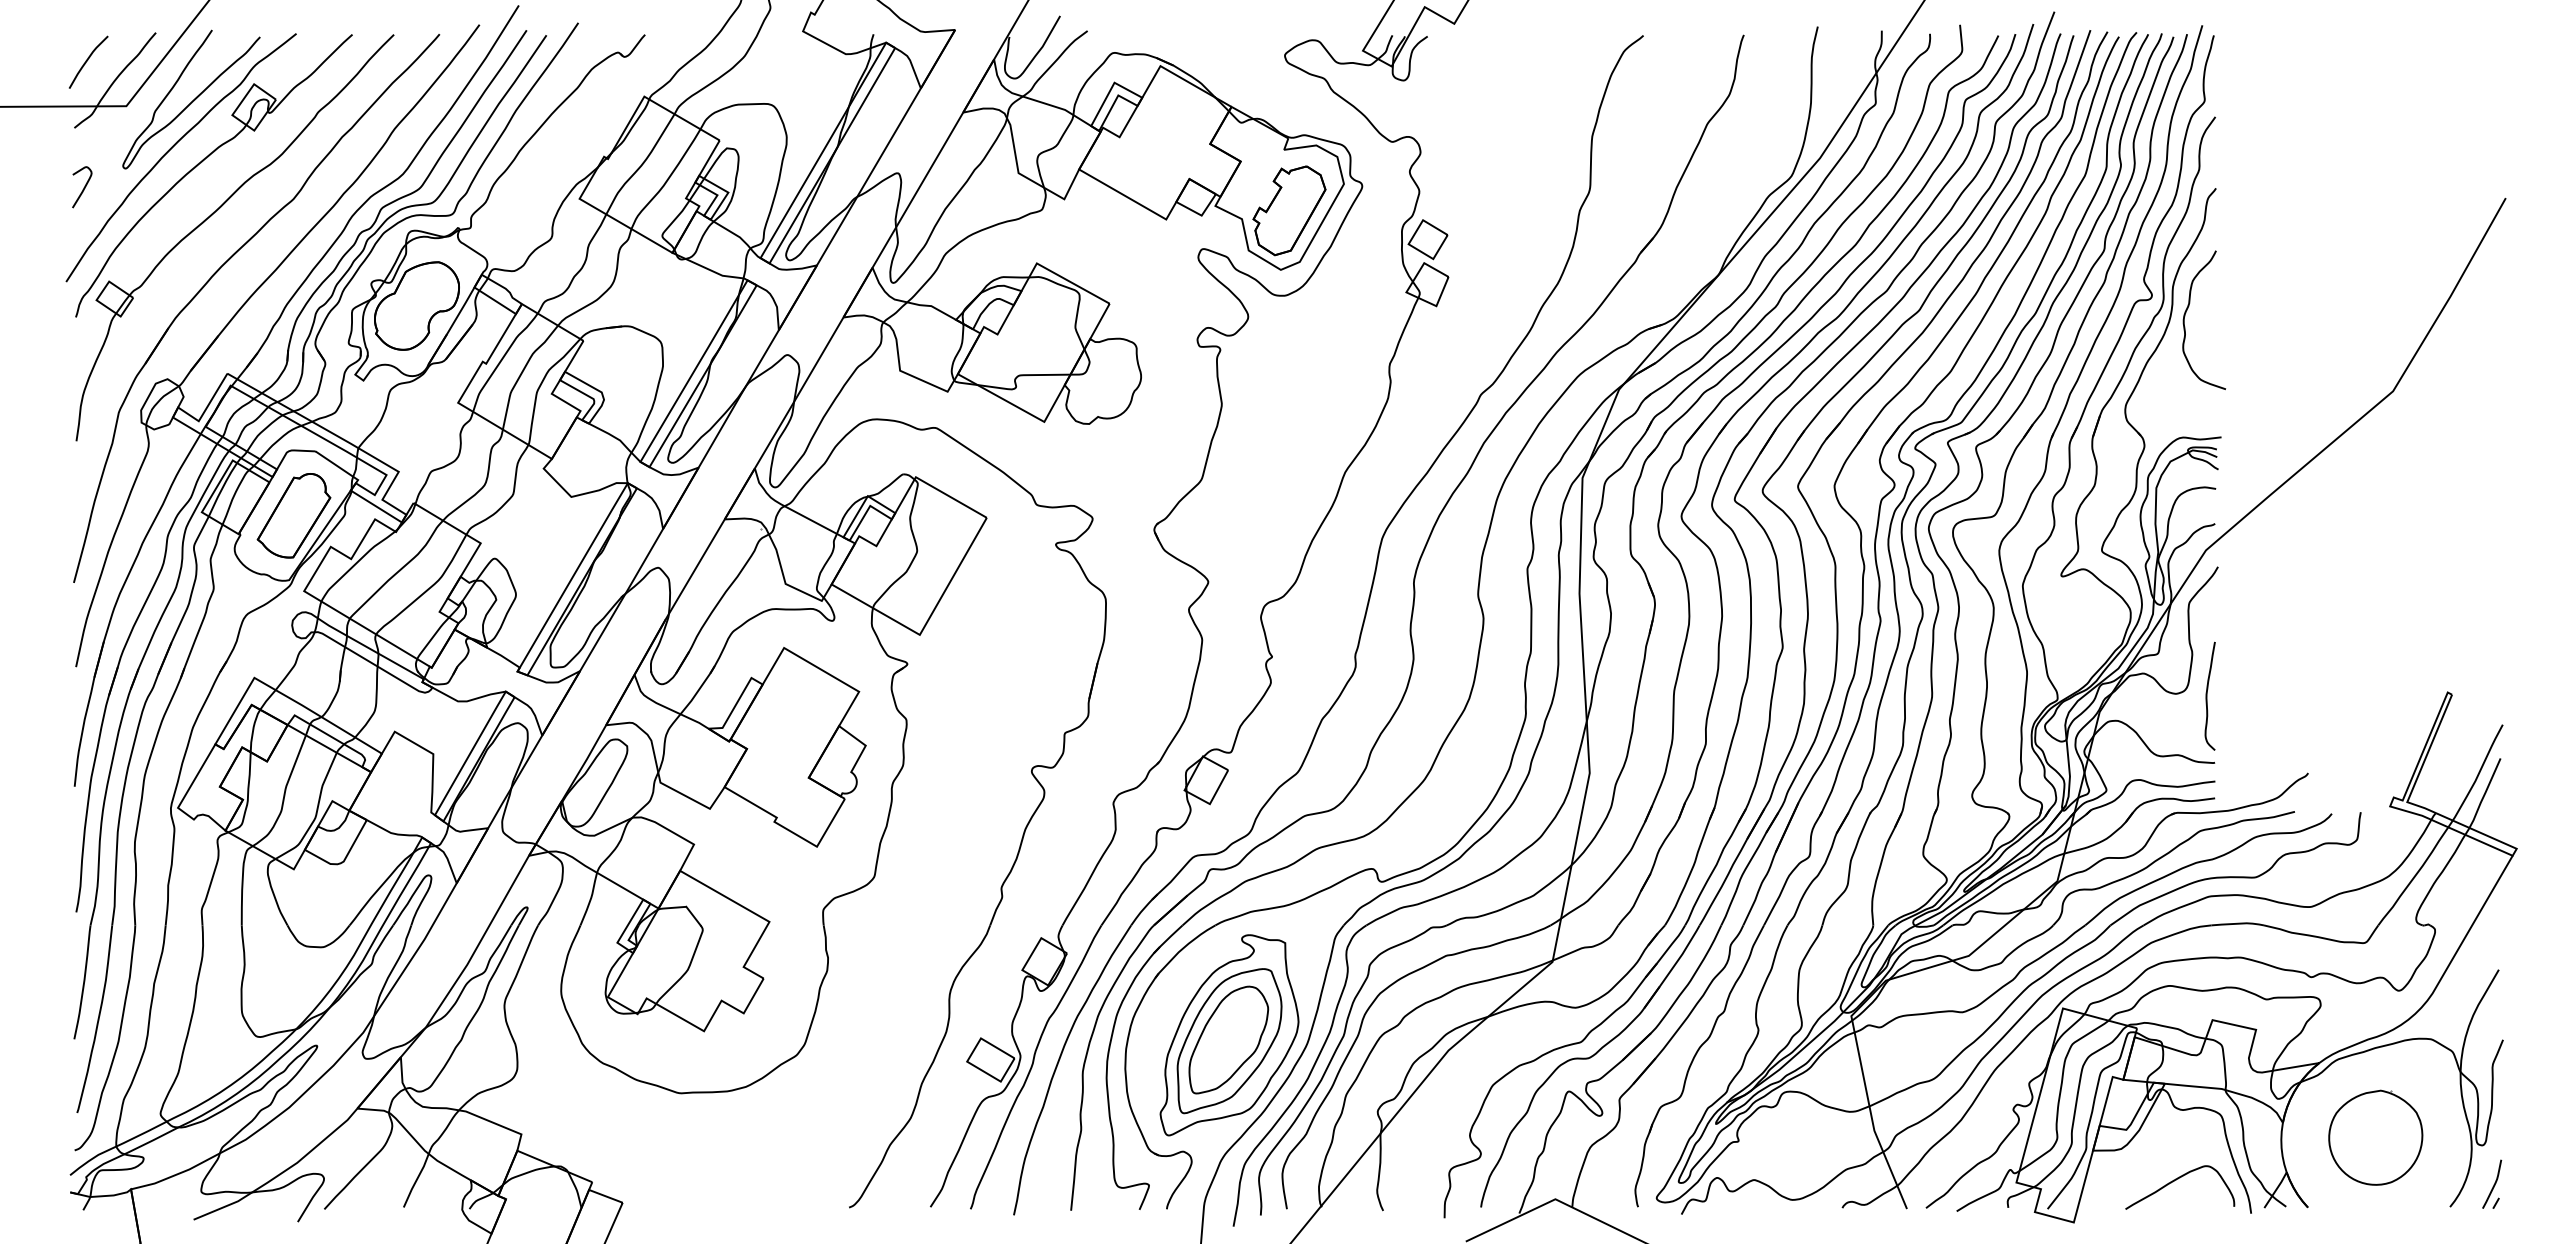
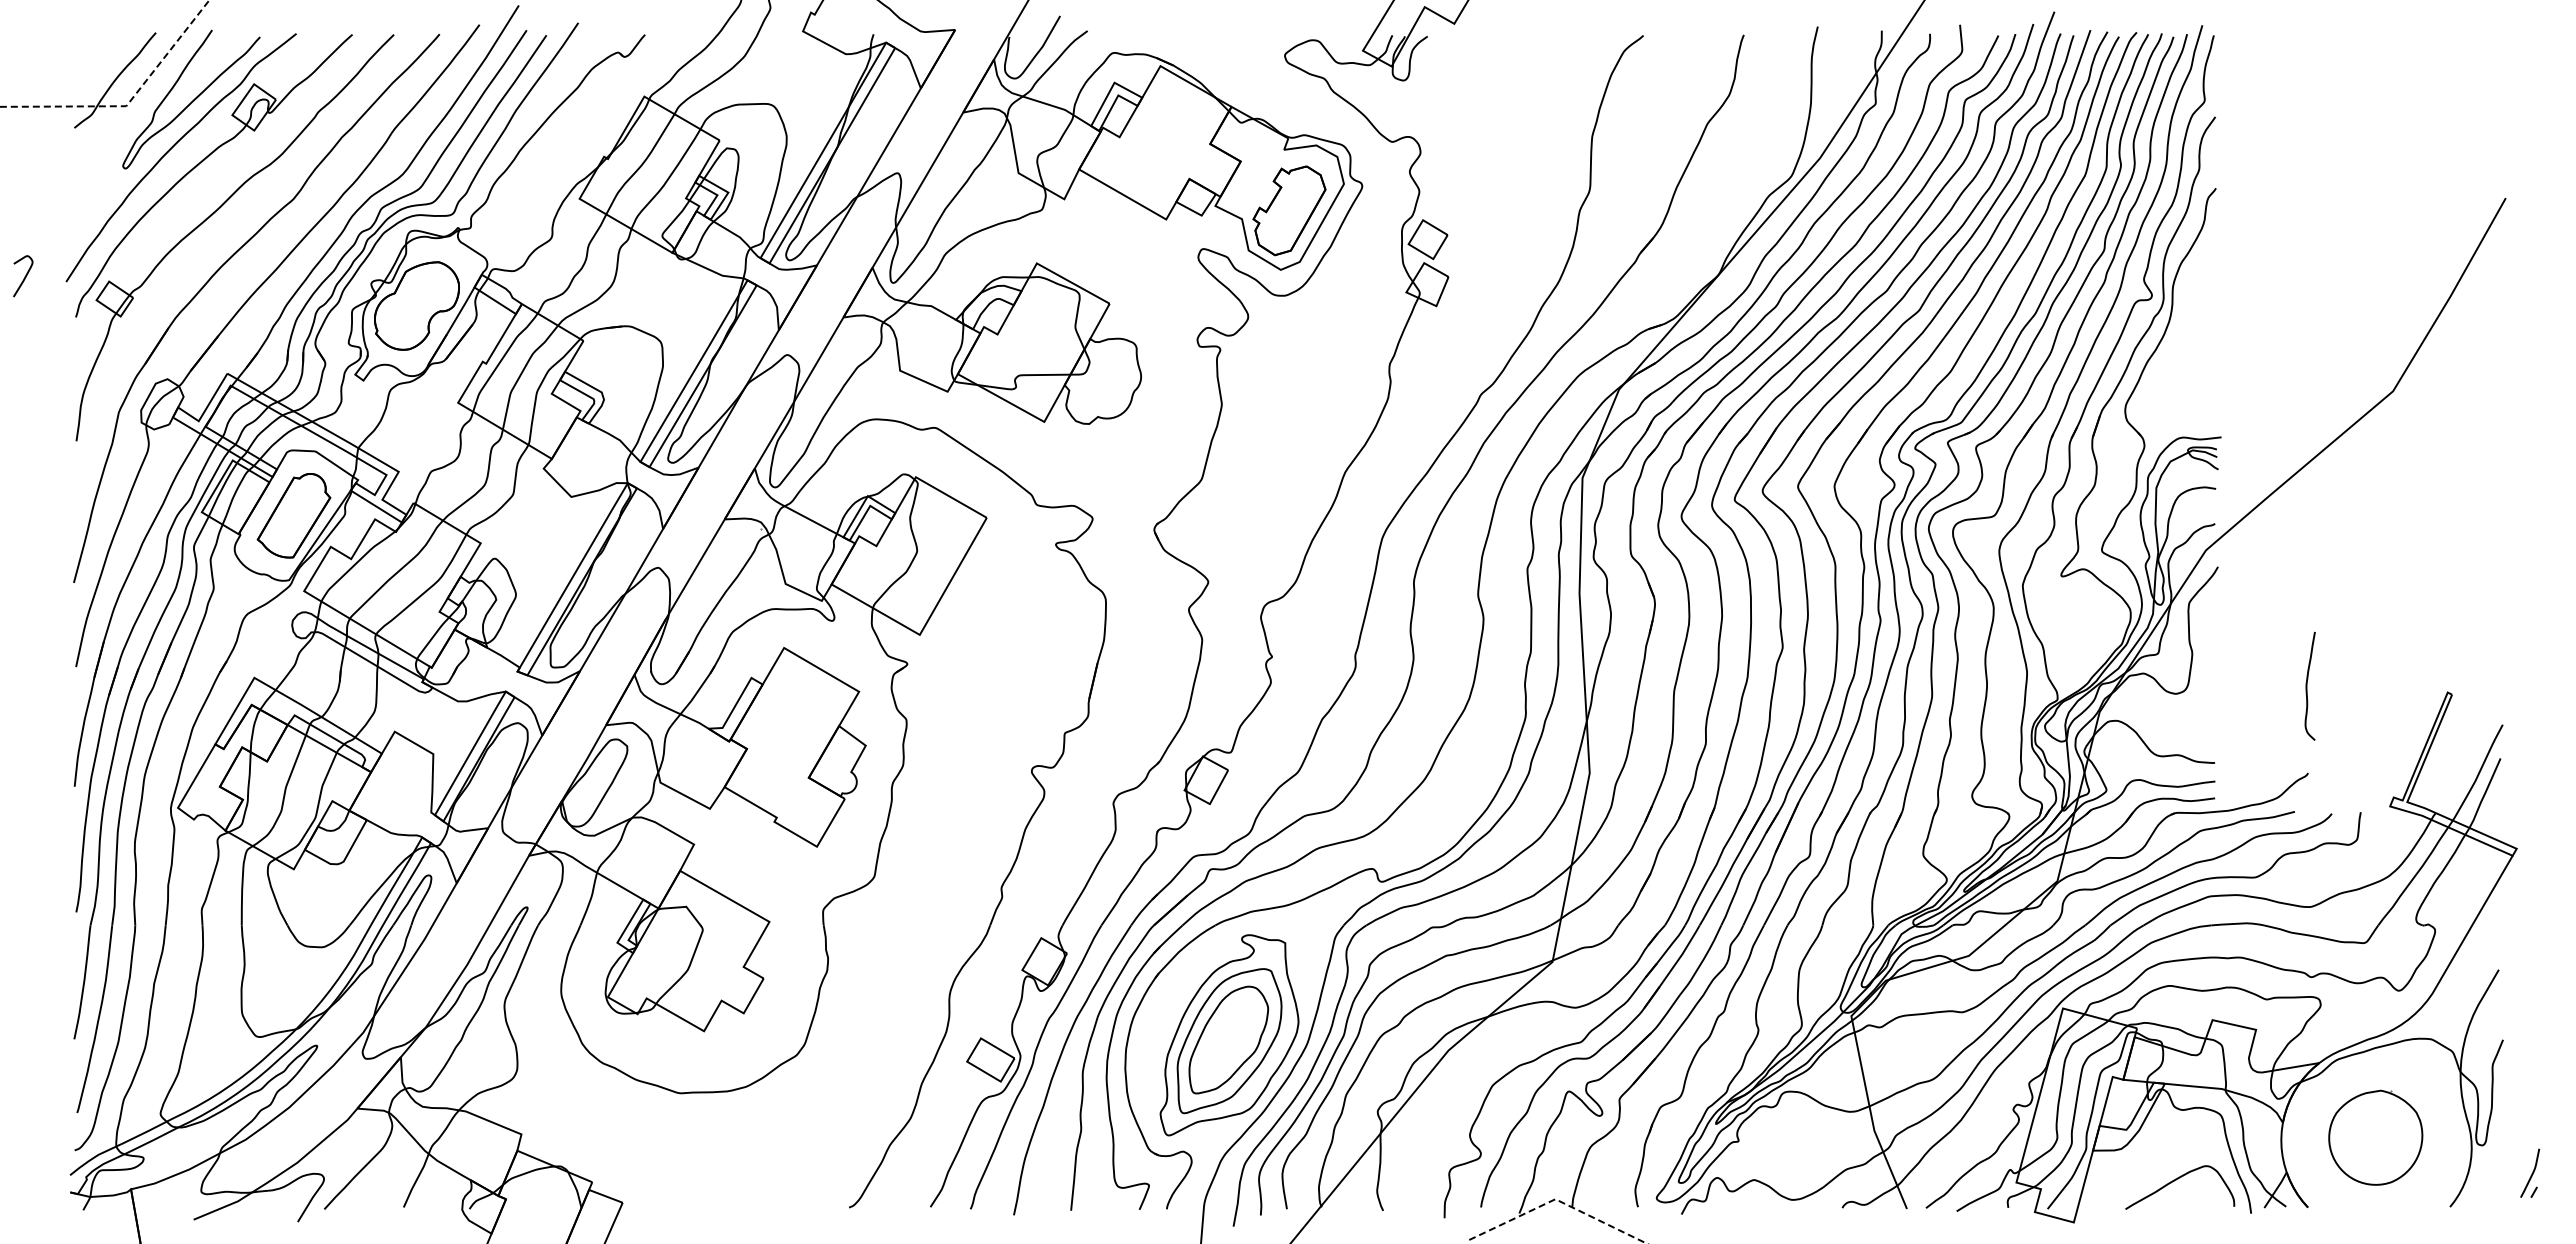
curve: present -> none (88, 60)
line: solid -> dashed (128, 103)
curve position: (83, 187) -> (24, 276) (24, 276)
curve: present -> none (2186, 313)
curve position: (2207, 695) -> (2307, 685) (2307, 685)
part position: (2492, 1183) -> (2530, 1172) (2530, 1172)
line: solid -> dashed (1555, 1199)
